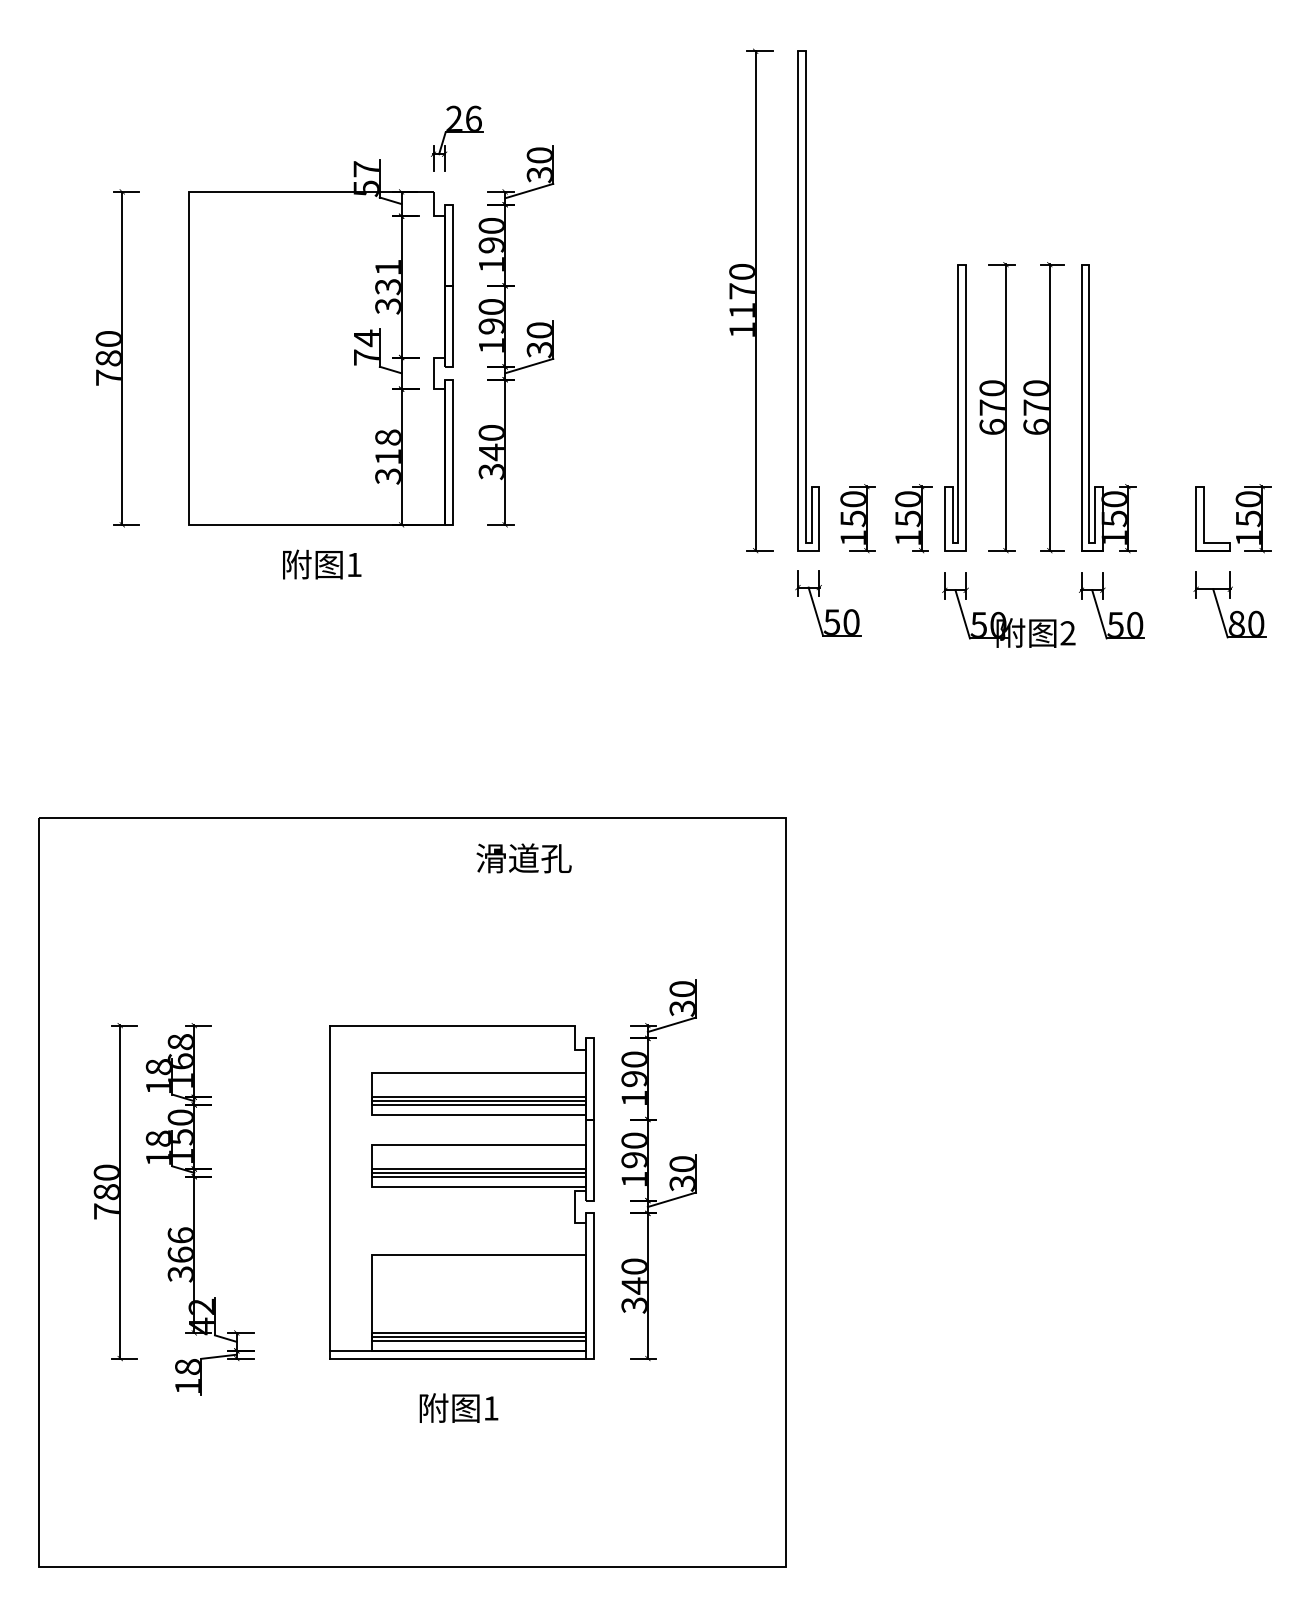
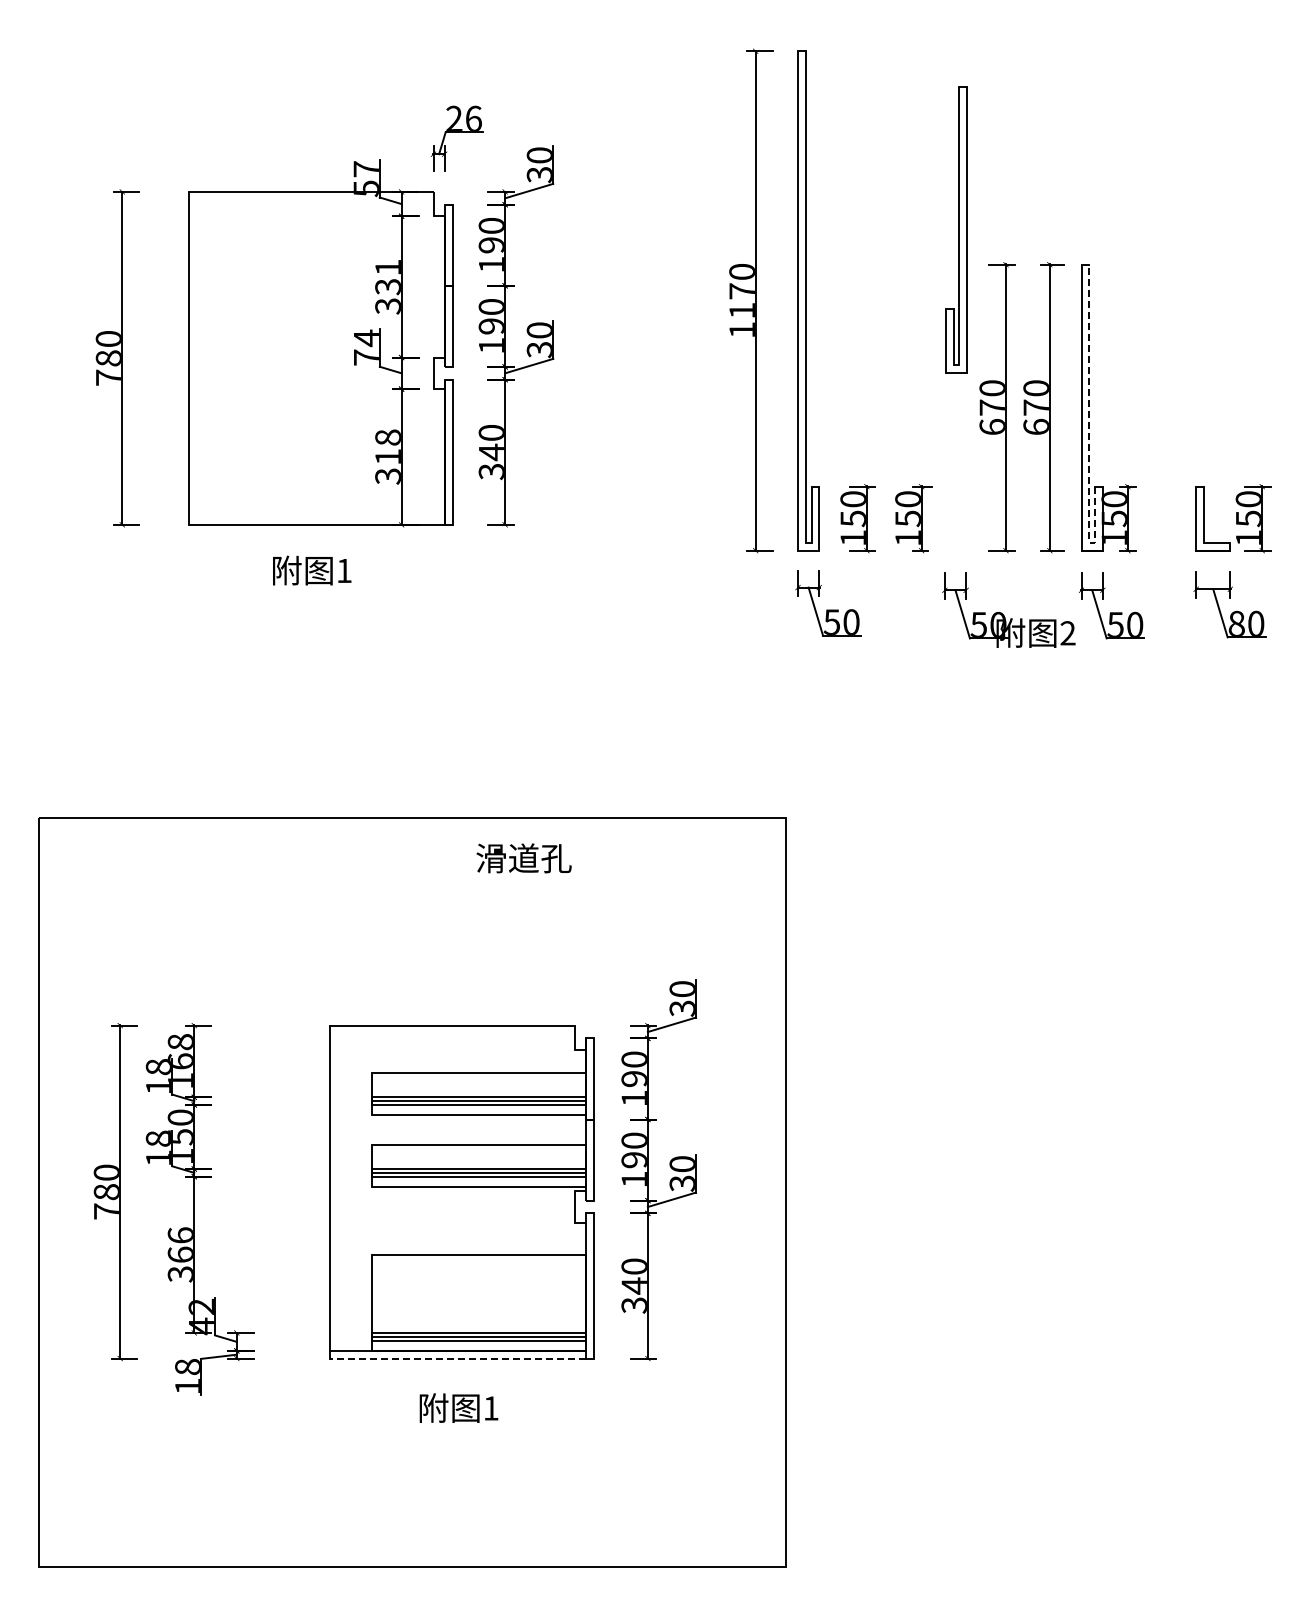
part position: (955, 407) -> (956, 229) (956, 229)
line: solid -> dashed (1089, 436)
text position: (322, 564) -> (312, 570) (312, 570)
line: solid -> dashed (457, 1358)
